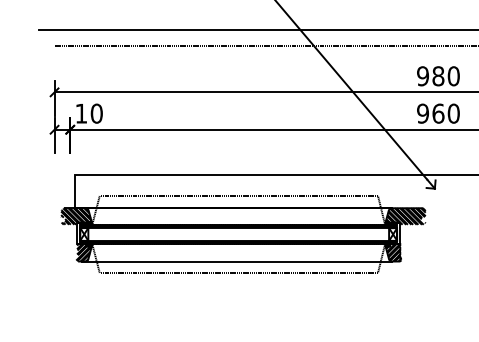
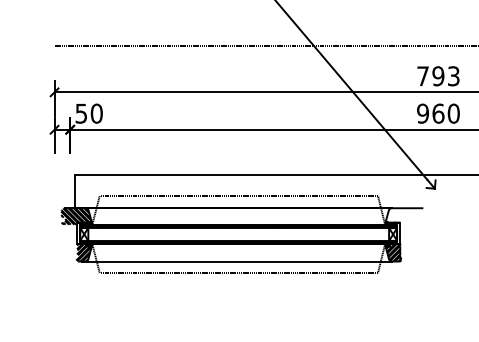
line: present -> none (256, 30)
text: 980 -> 793 (438, 76)
text: 10 -> 50 (80, 113)
hatch: present -> none (405, 216)
